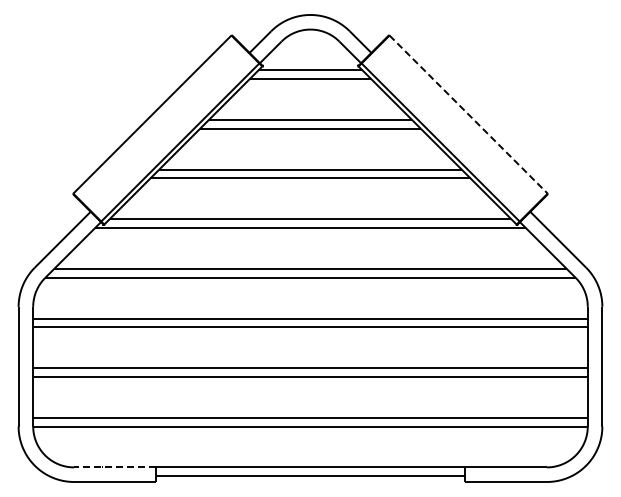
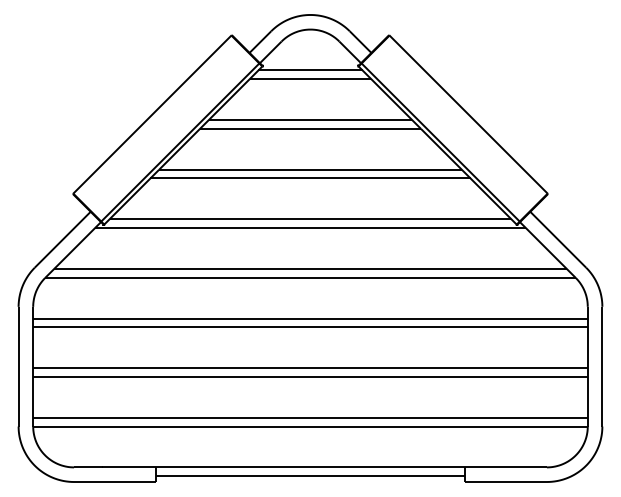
line: dashed -> solid (468, 114)
line: dashed -> solid (114, 467)
